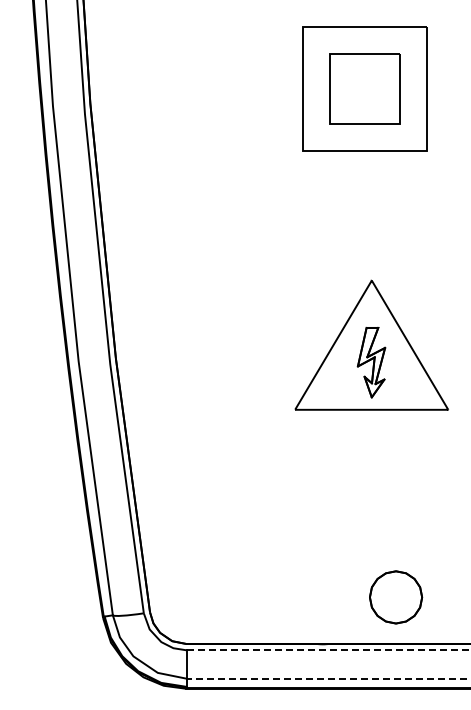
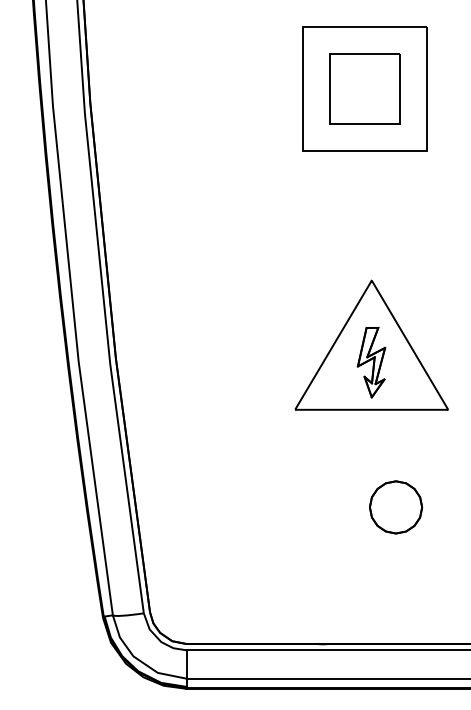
part position: (396, 597) -> (396, 507) (396, 507)
line: dashed -> solid (328, 650)
line: dashed -> solid (328, 678)
